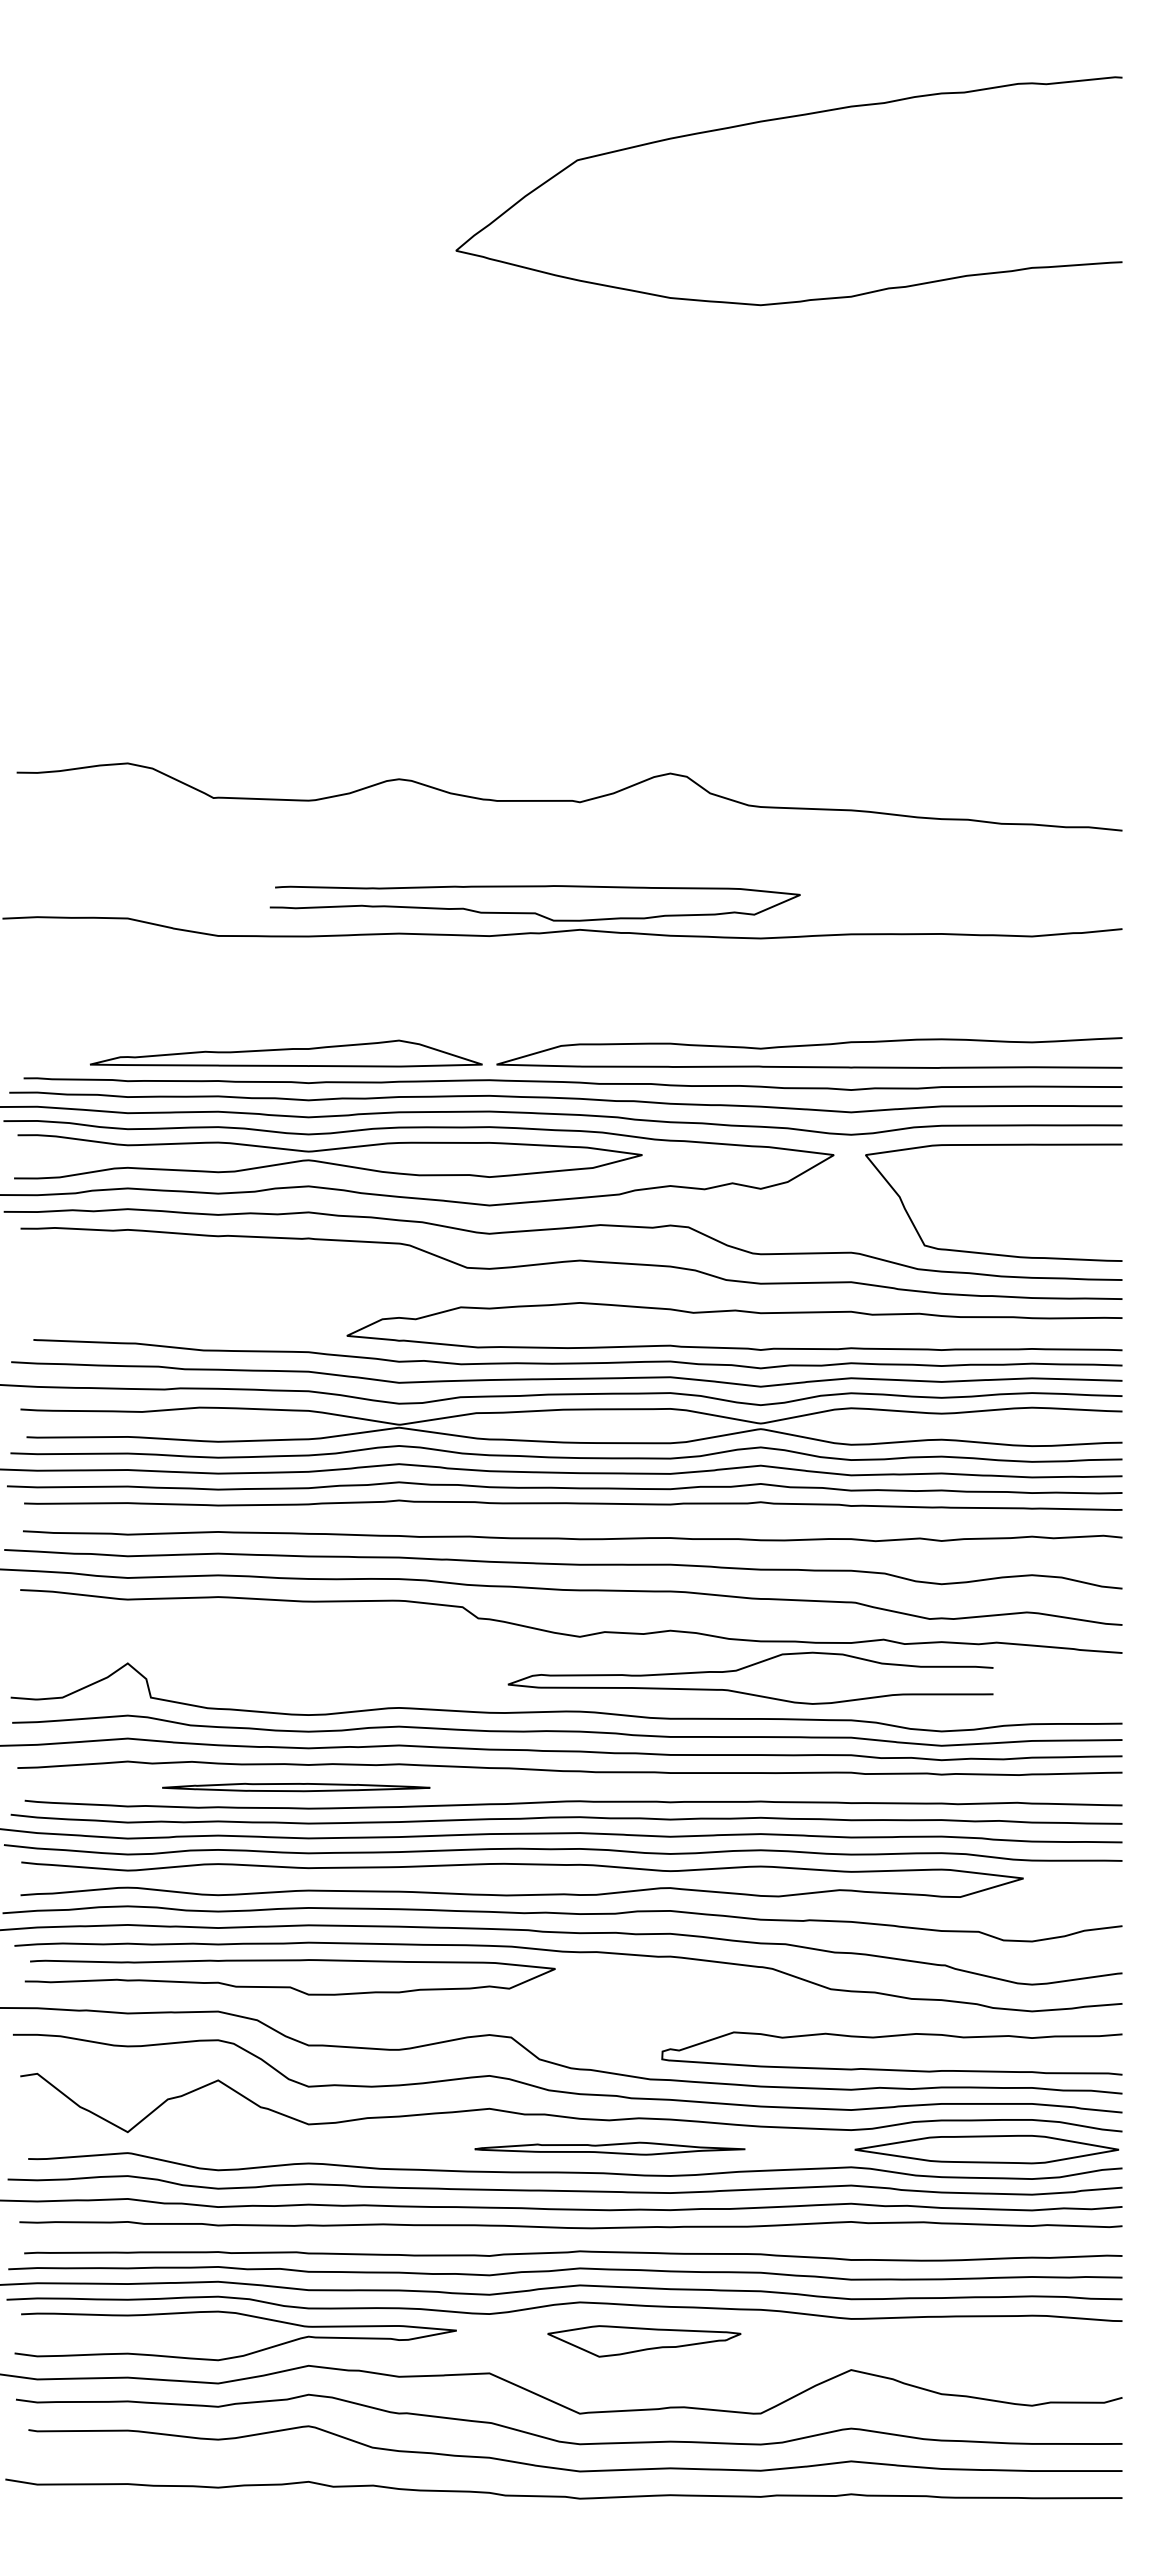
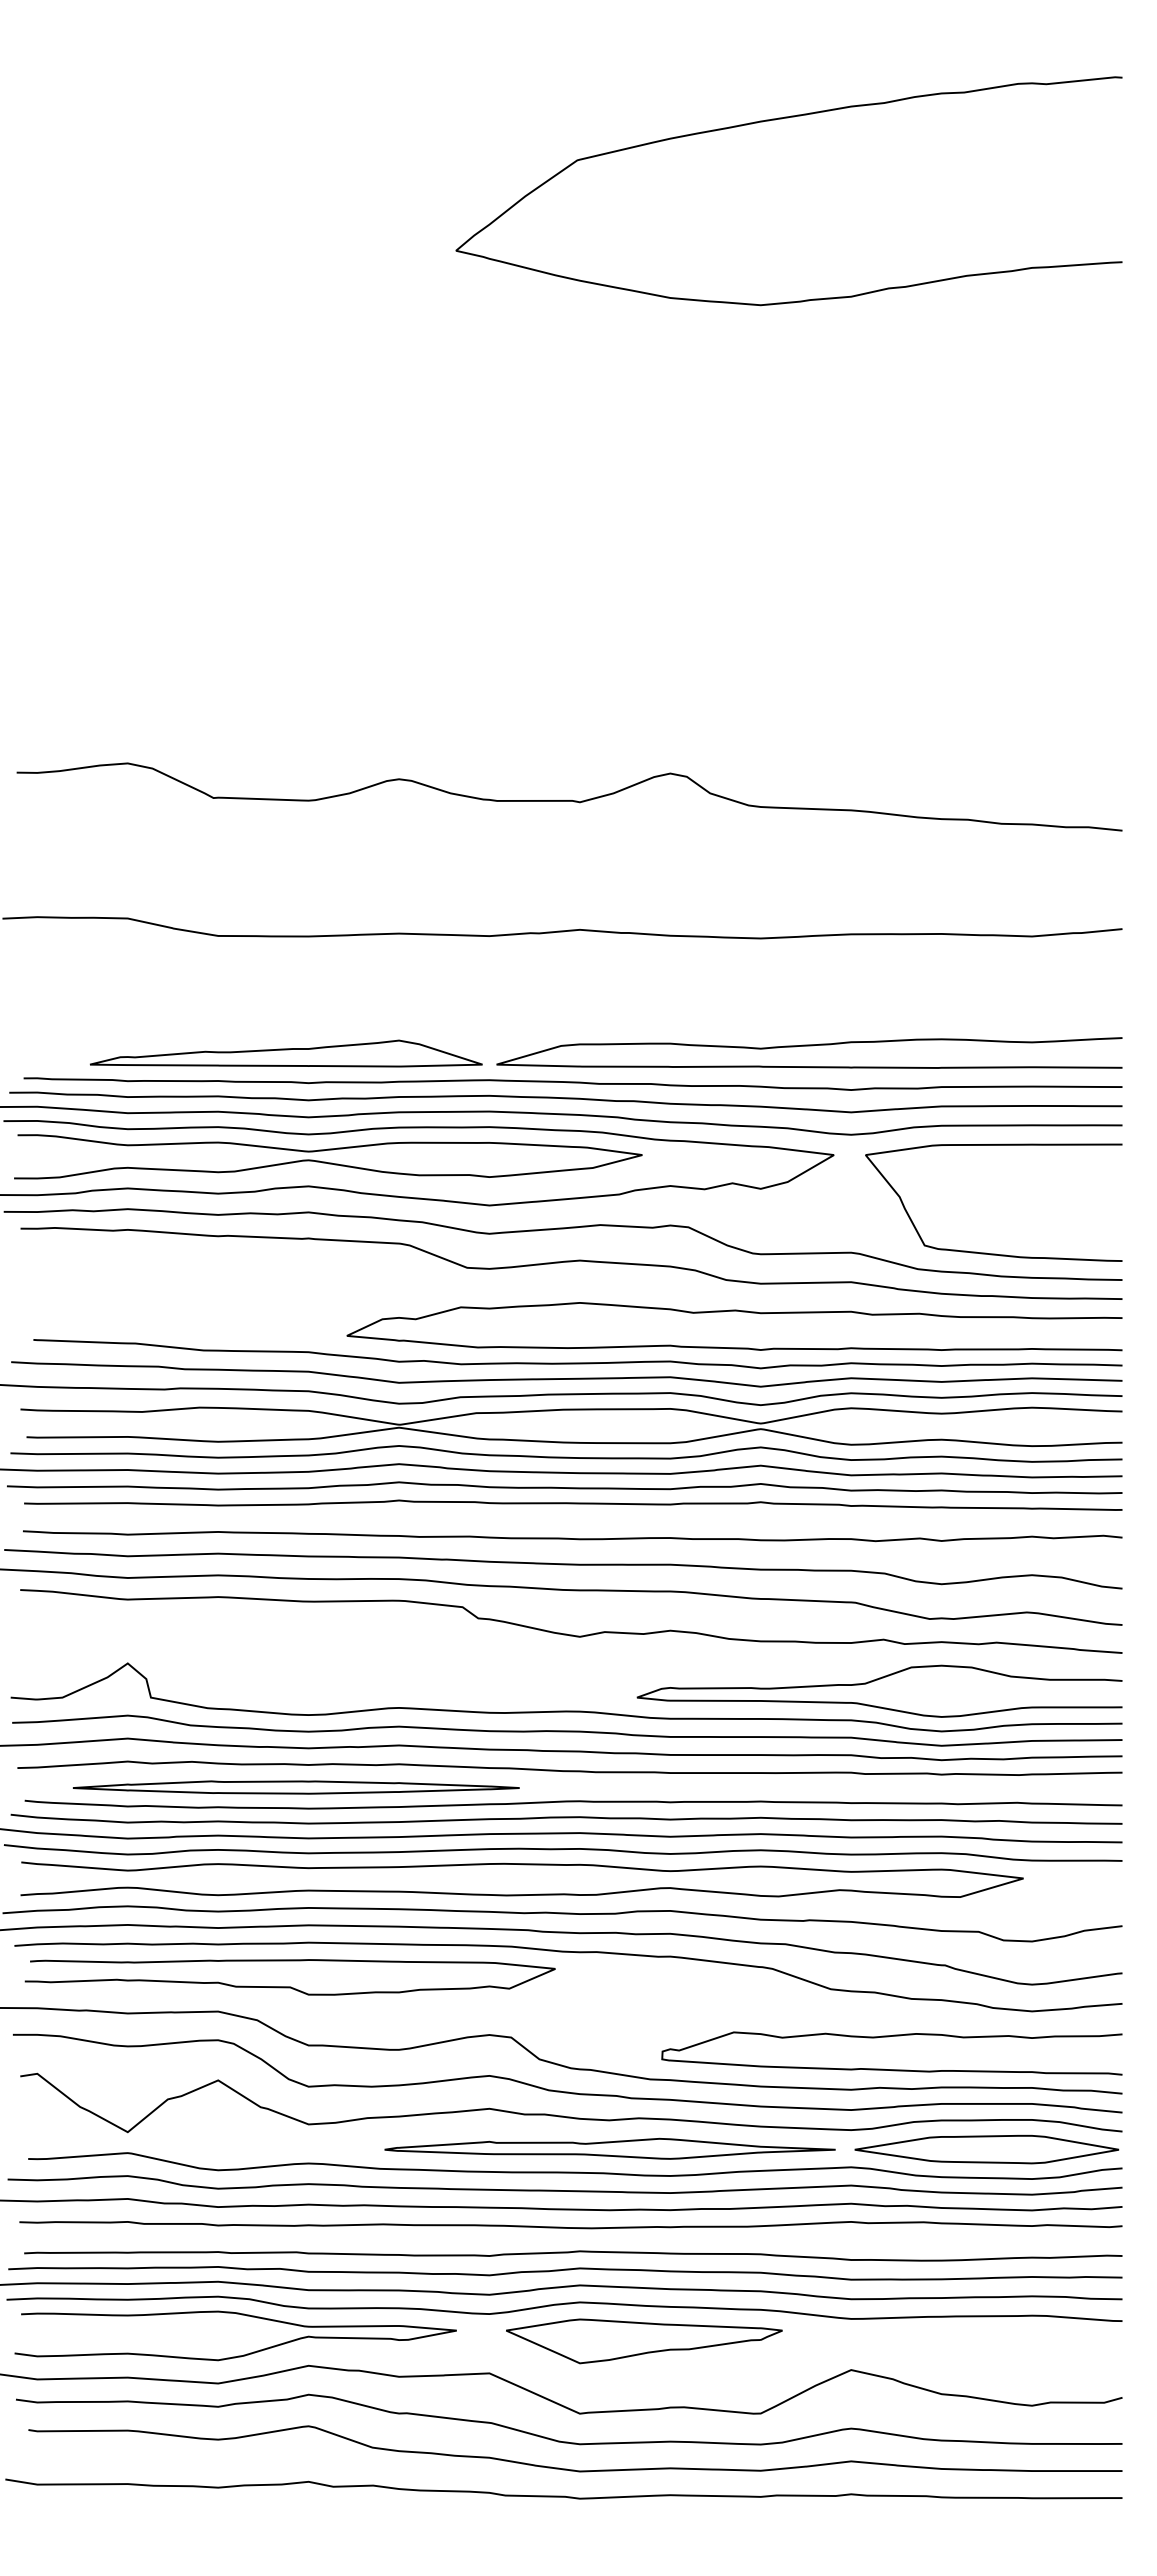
curve: present -> none (534, 912)
curve position: (748, 1667) -> (877, 1680) (877, 1680)
part size: 269x11 px -> 448x15 px (295, 1787)
part size: 272x15 px -> 452x23 px (609, 2148)
part size: 195x33 px -> 277x47 px (644, 2341)
